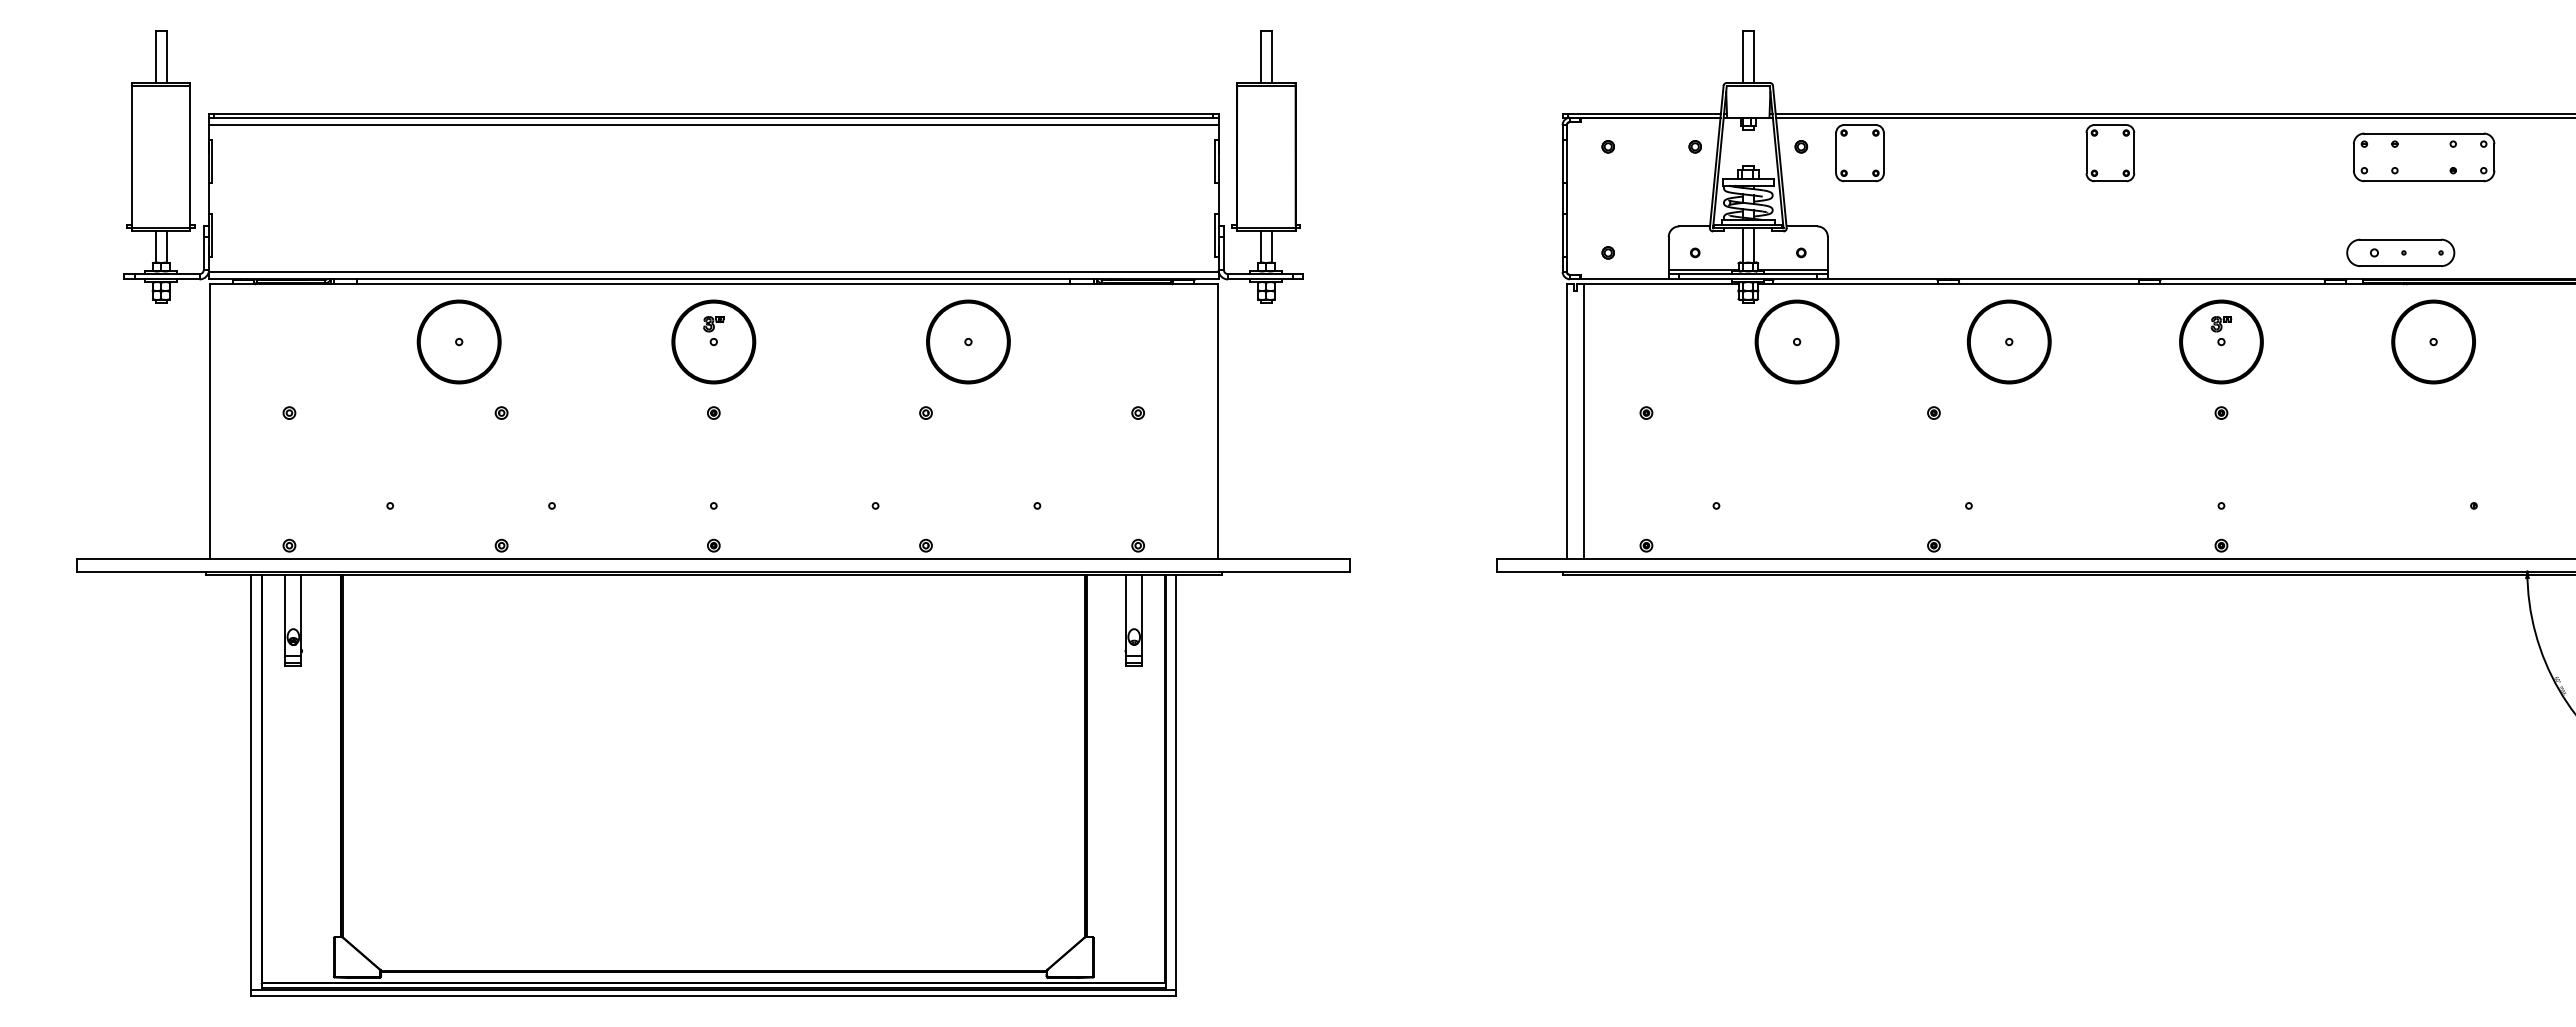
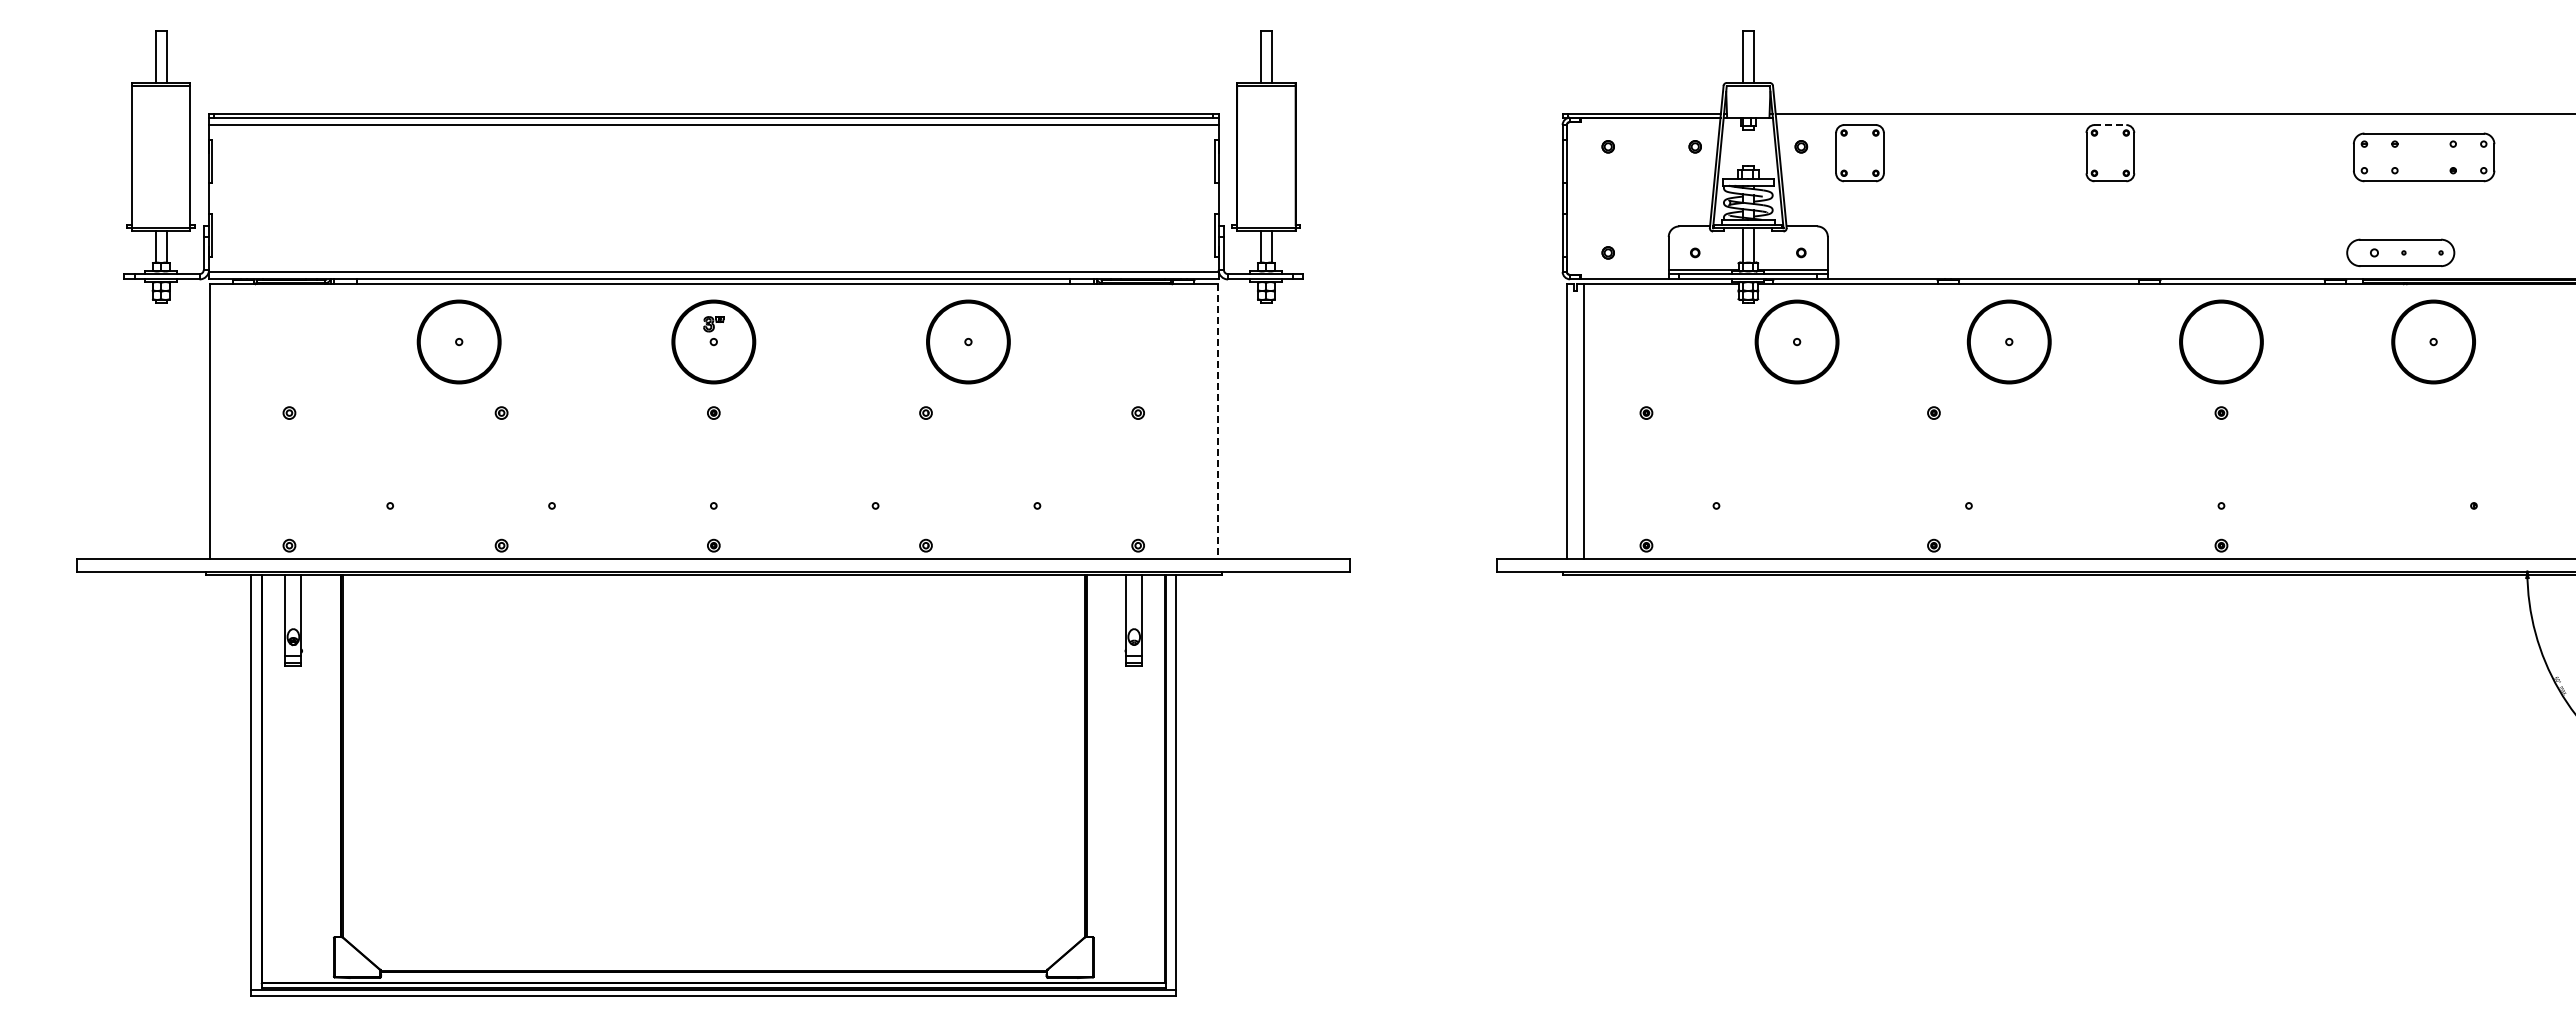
line: present -> none (2174, 117)
line: solid -> dashed (2110, 125)
part: present -> none (2221, 331)
line: solid -> dashed (1217, 422)
